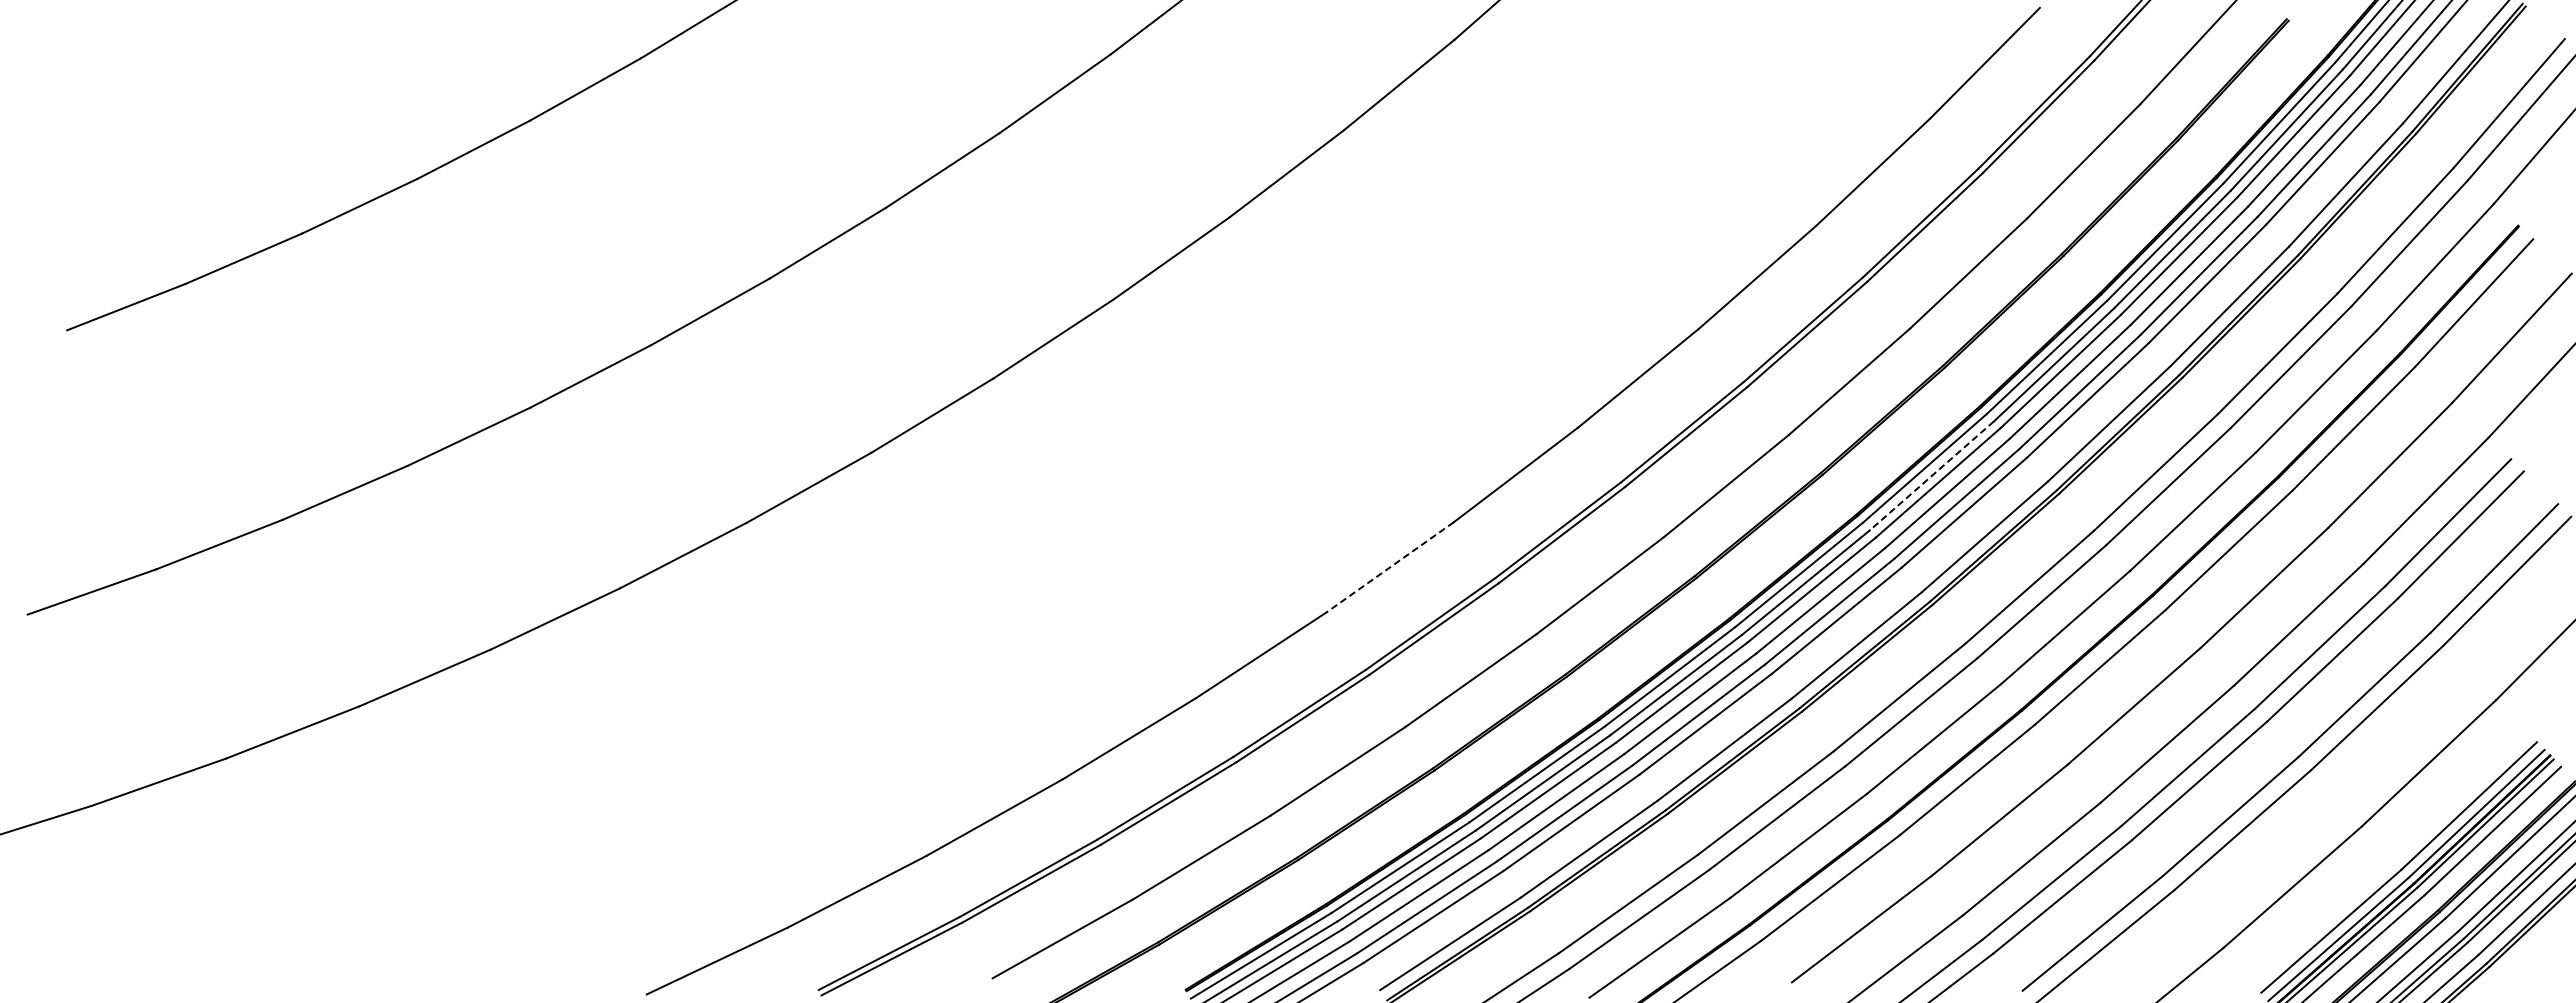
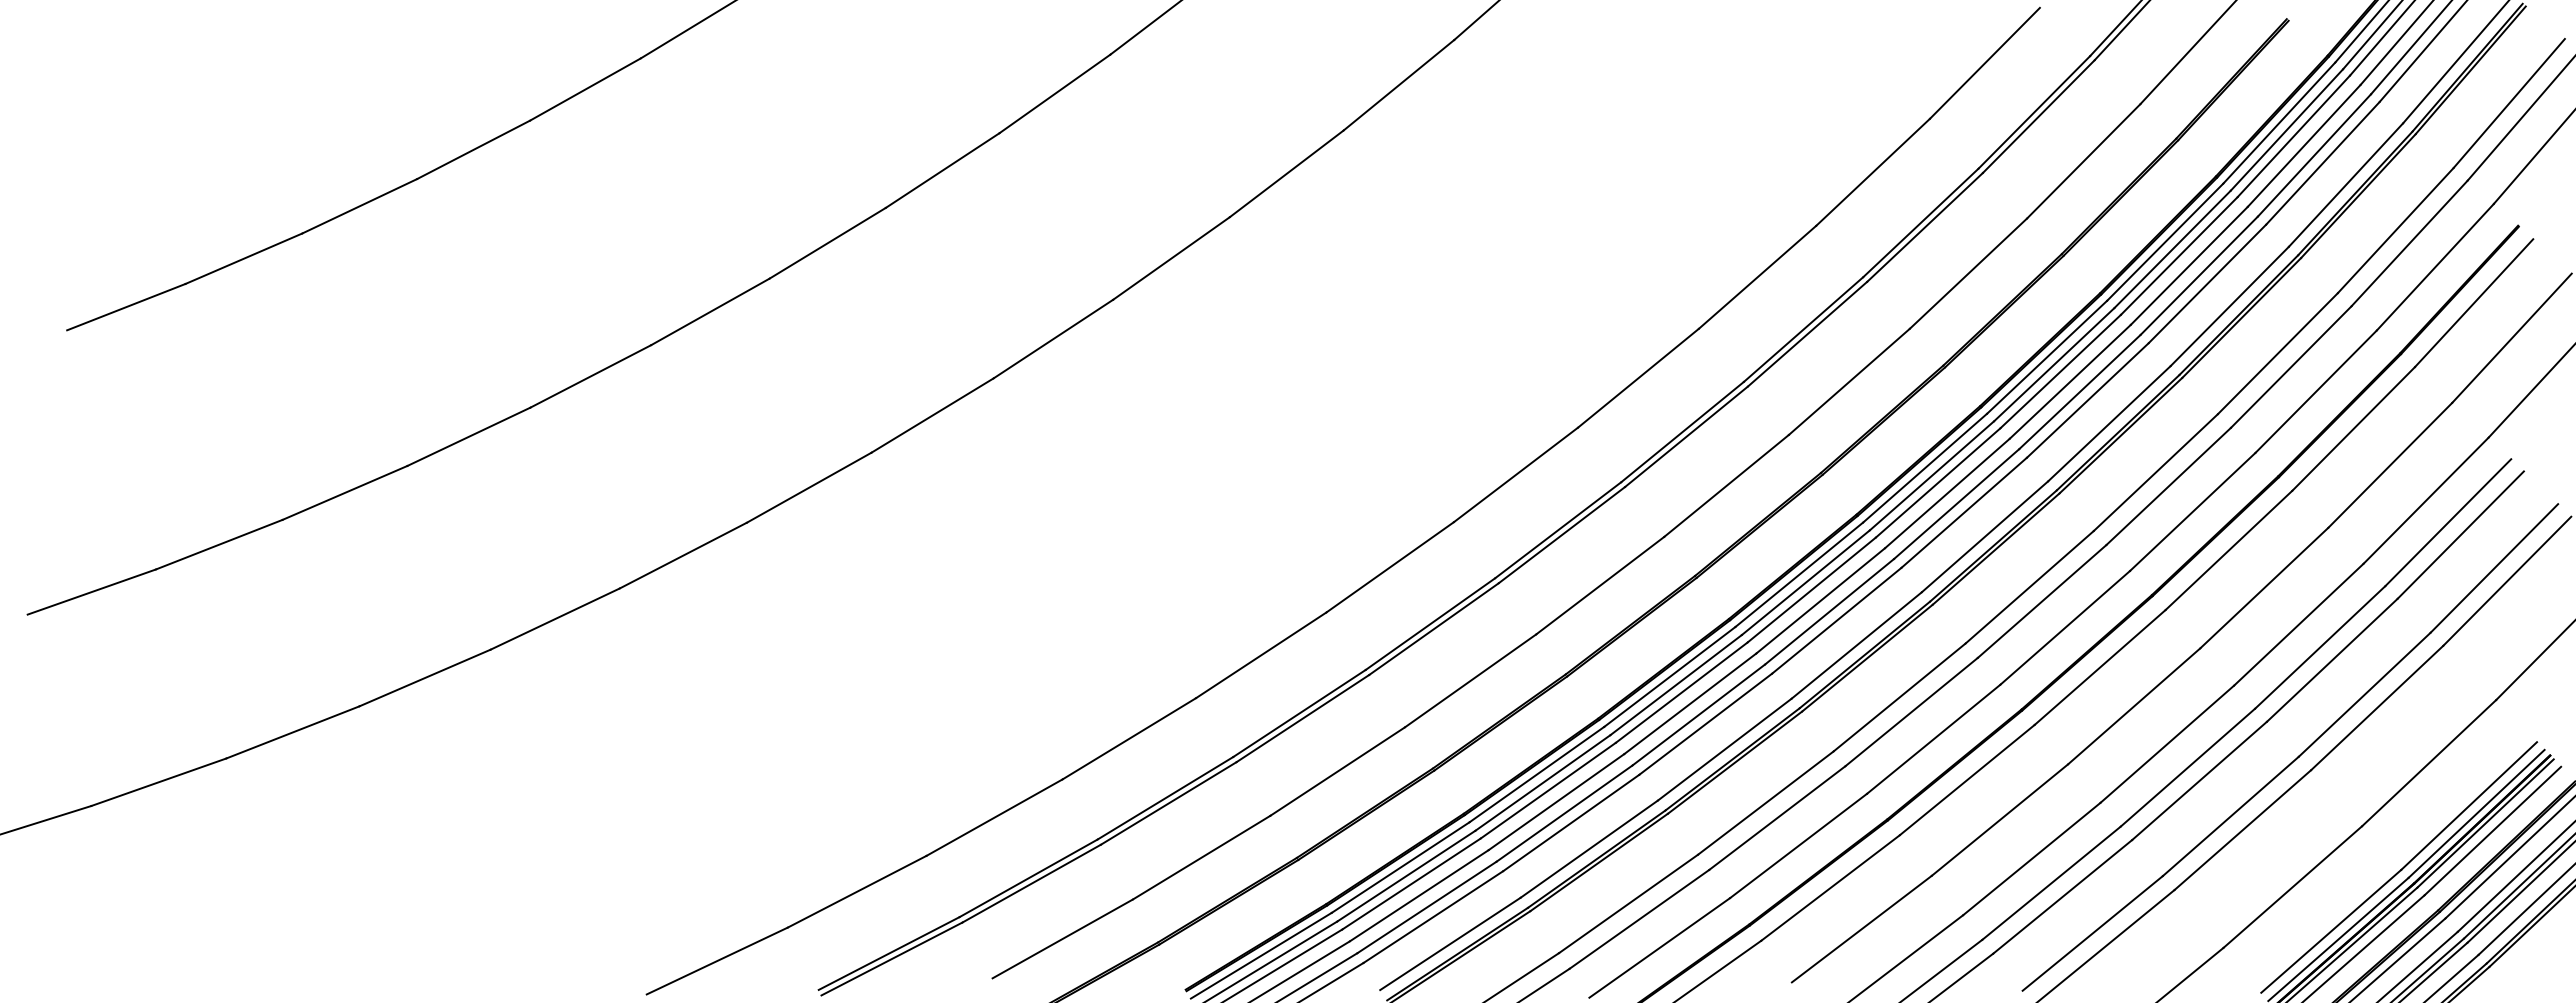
line: dashed -> solid (1931, 475)
line: dashed -> solid (1389, 567)
